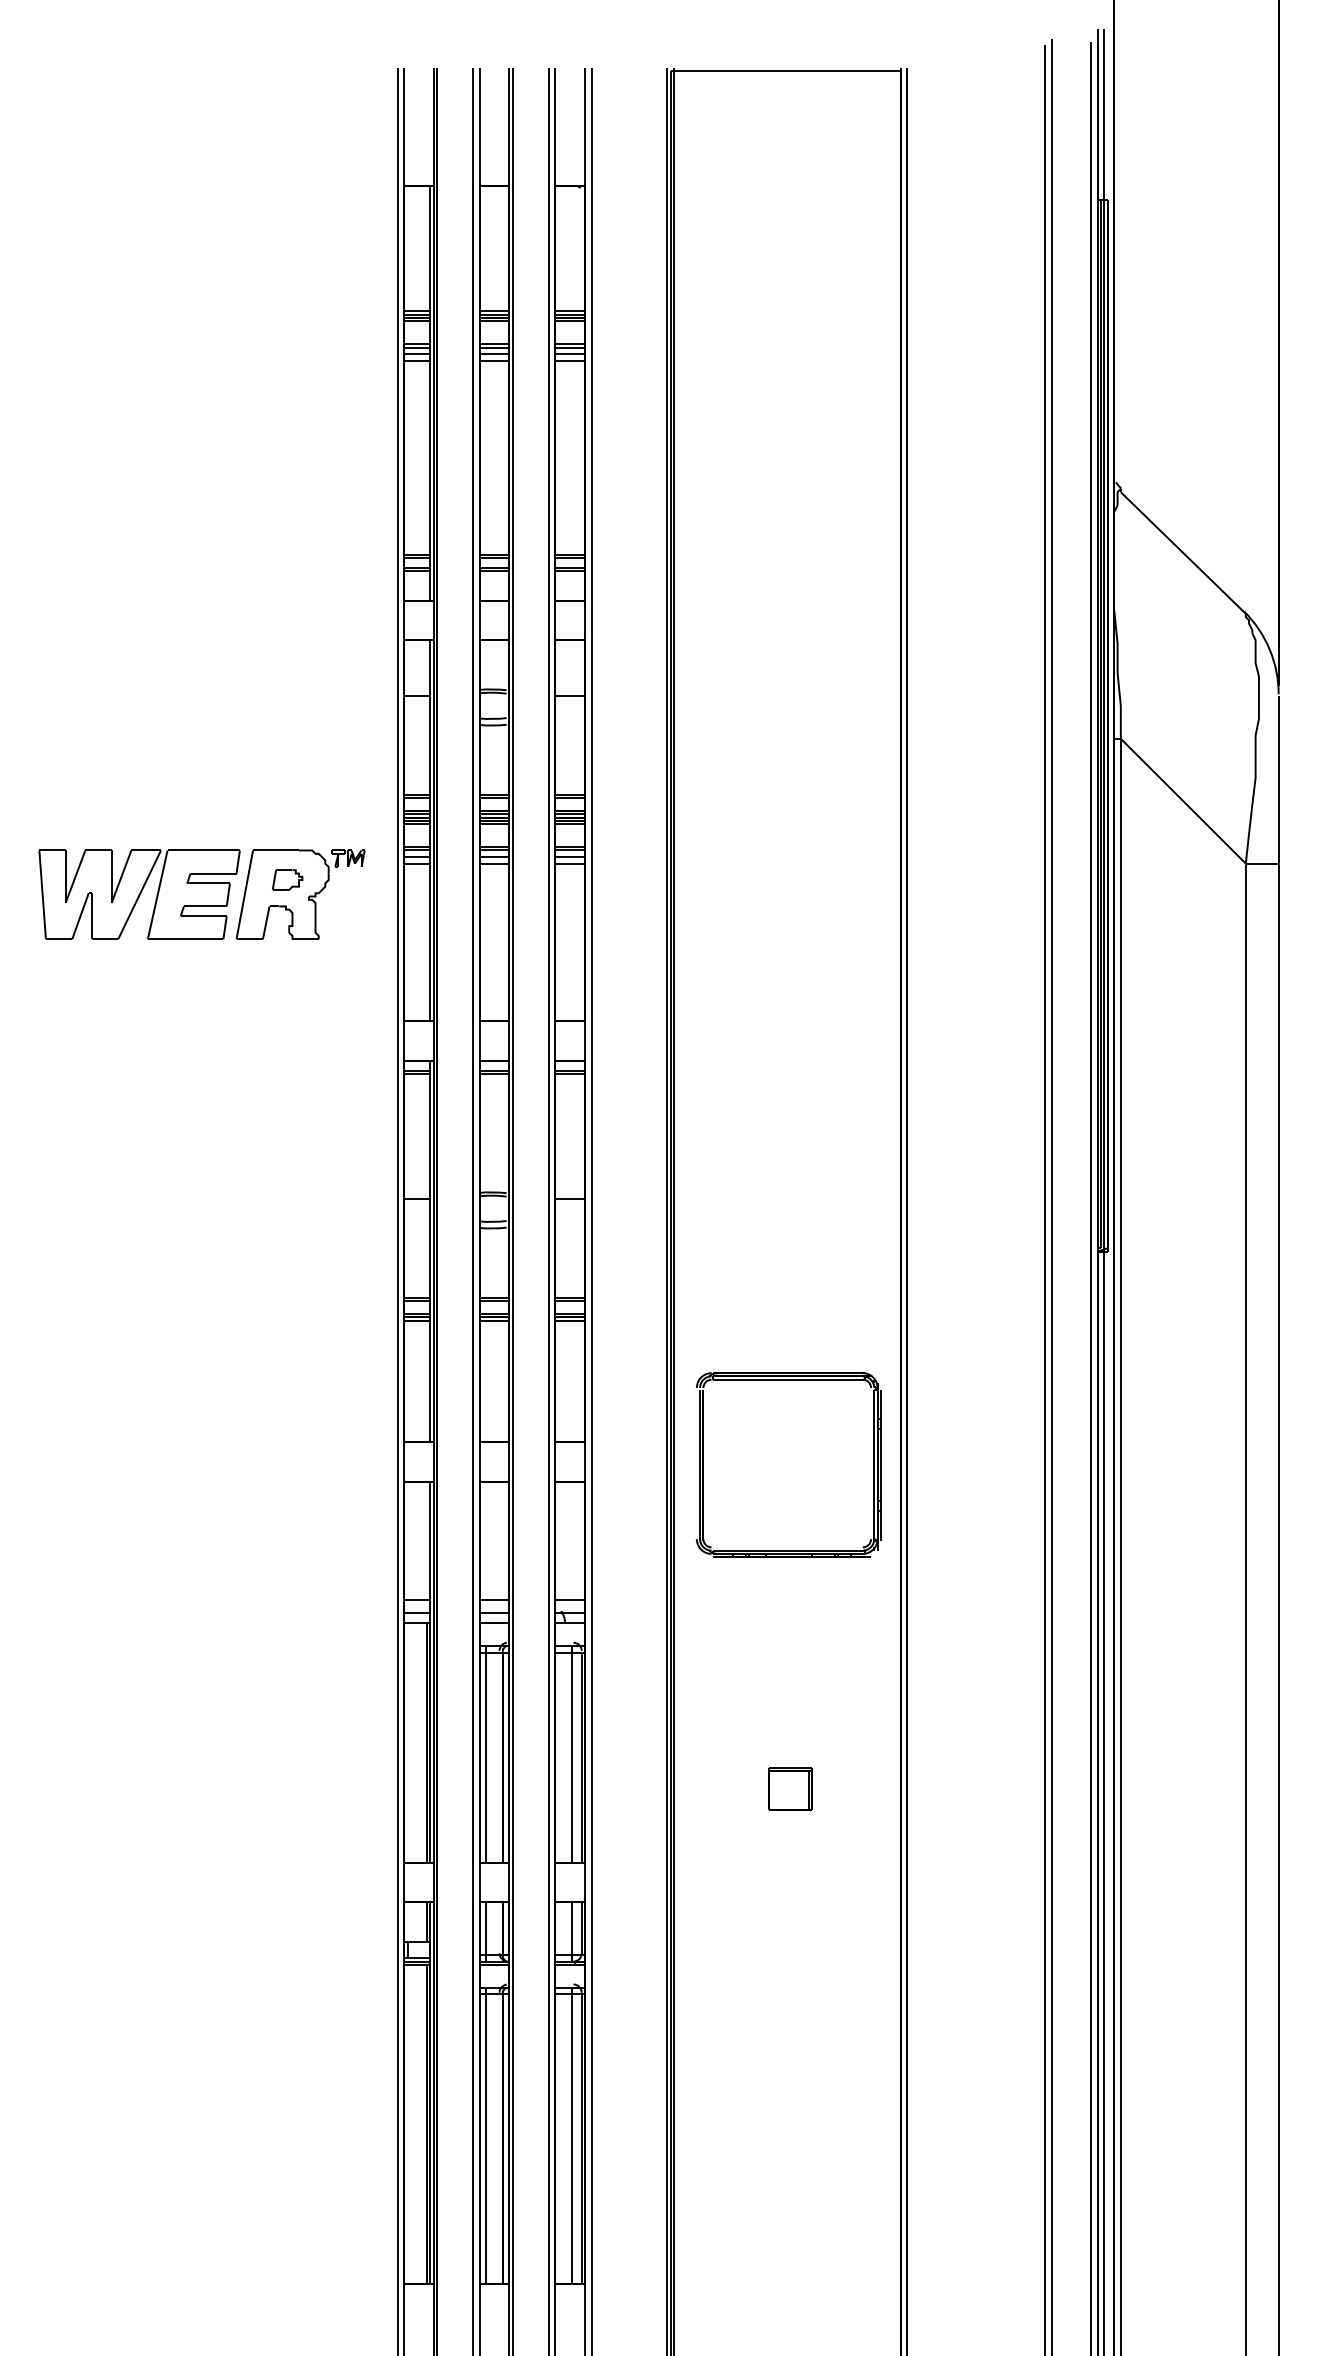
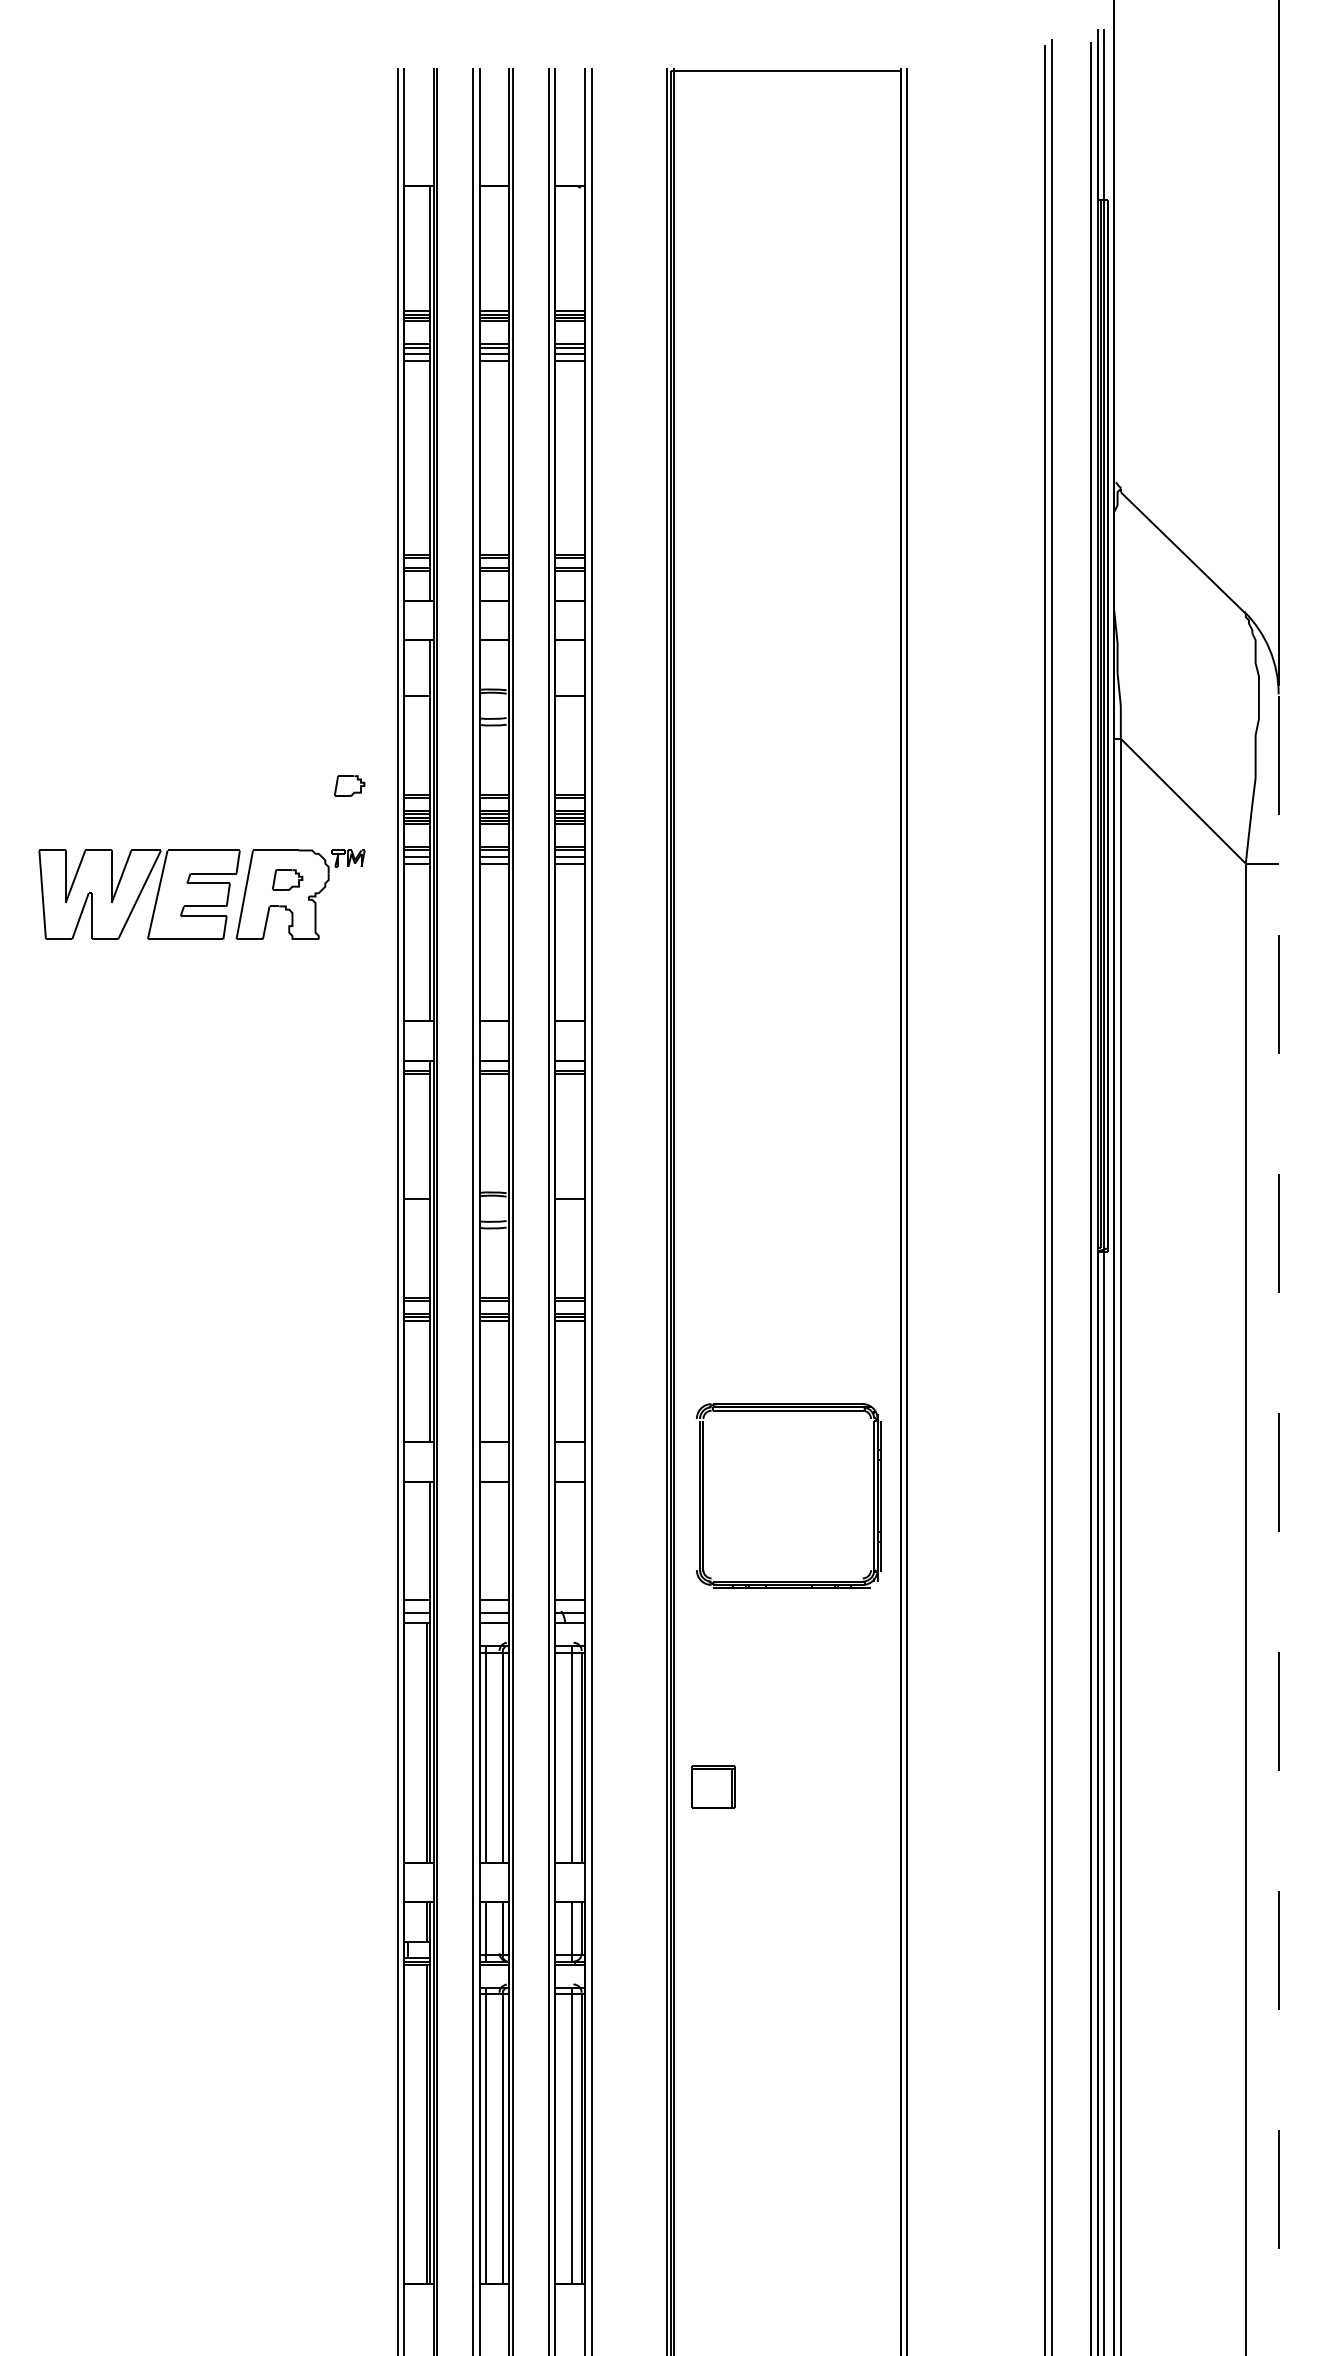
part: none -> present (349, 785)
part position: (788, 1380) -> (788, 1411) (788, 1411)
line: solid -> dashed (1278, 1525)
part position: (790, 1788) -> (713, 1786) (713, 1786)
